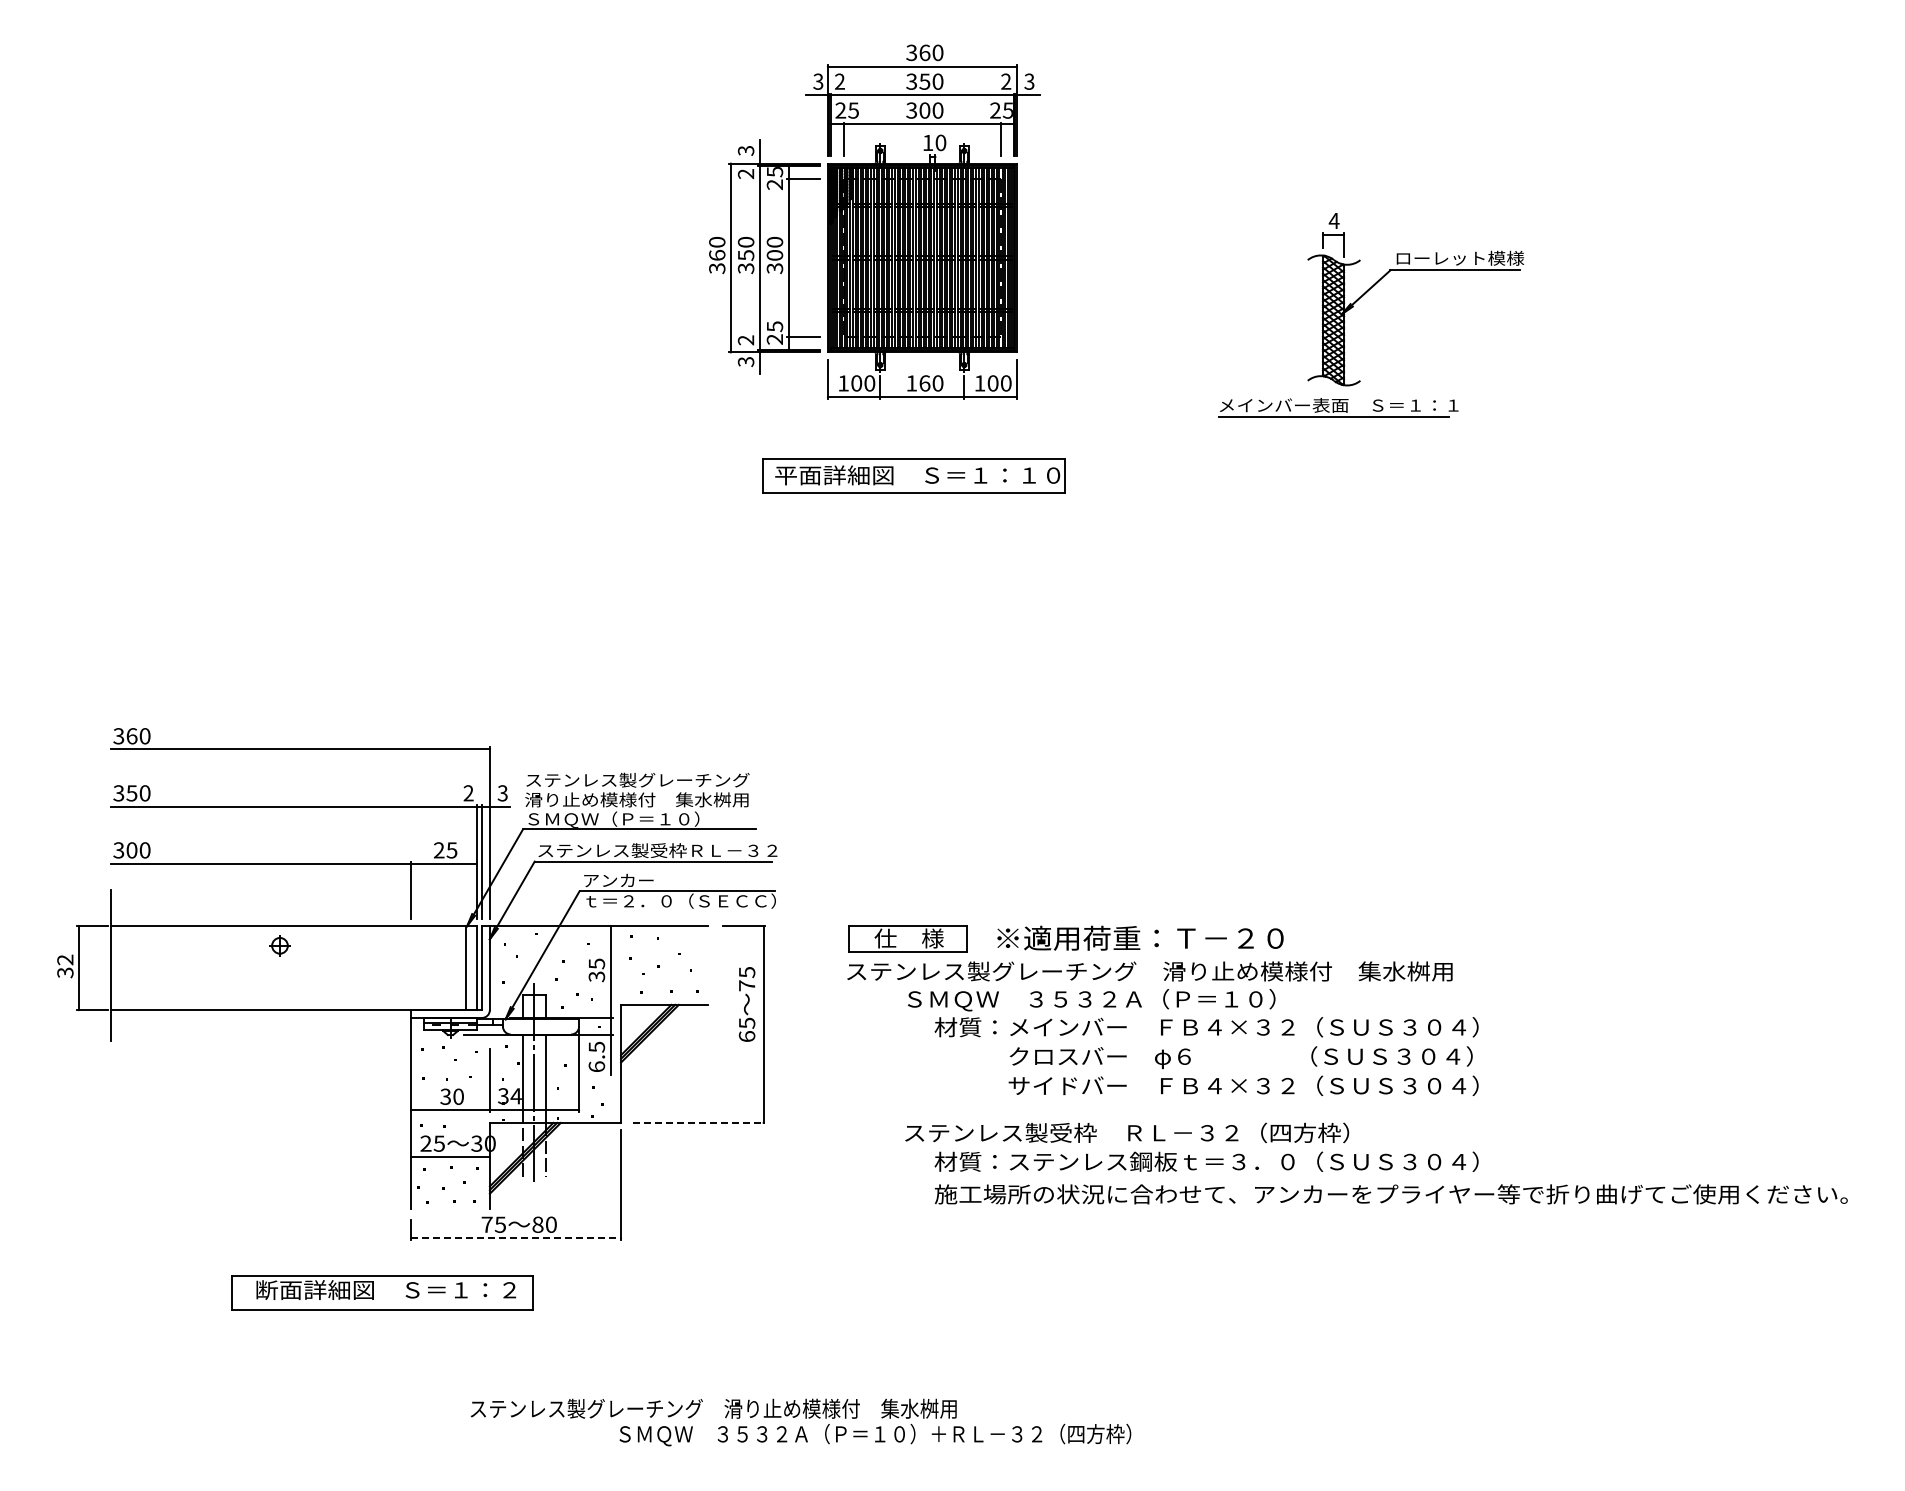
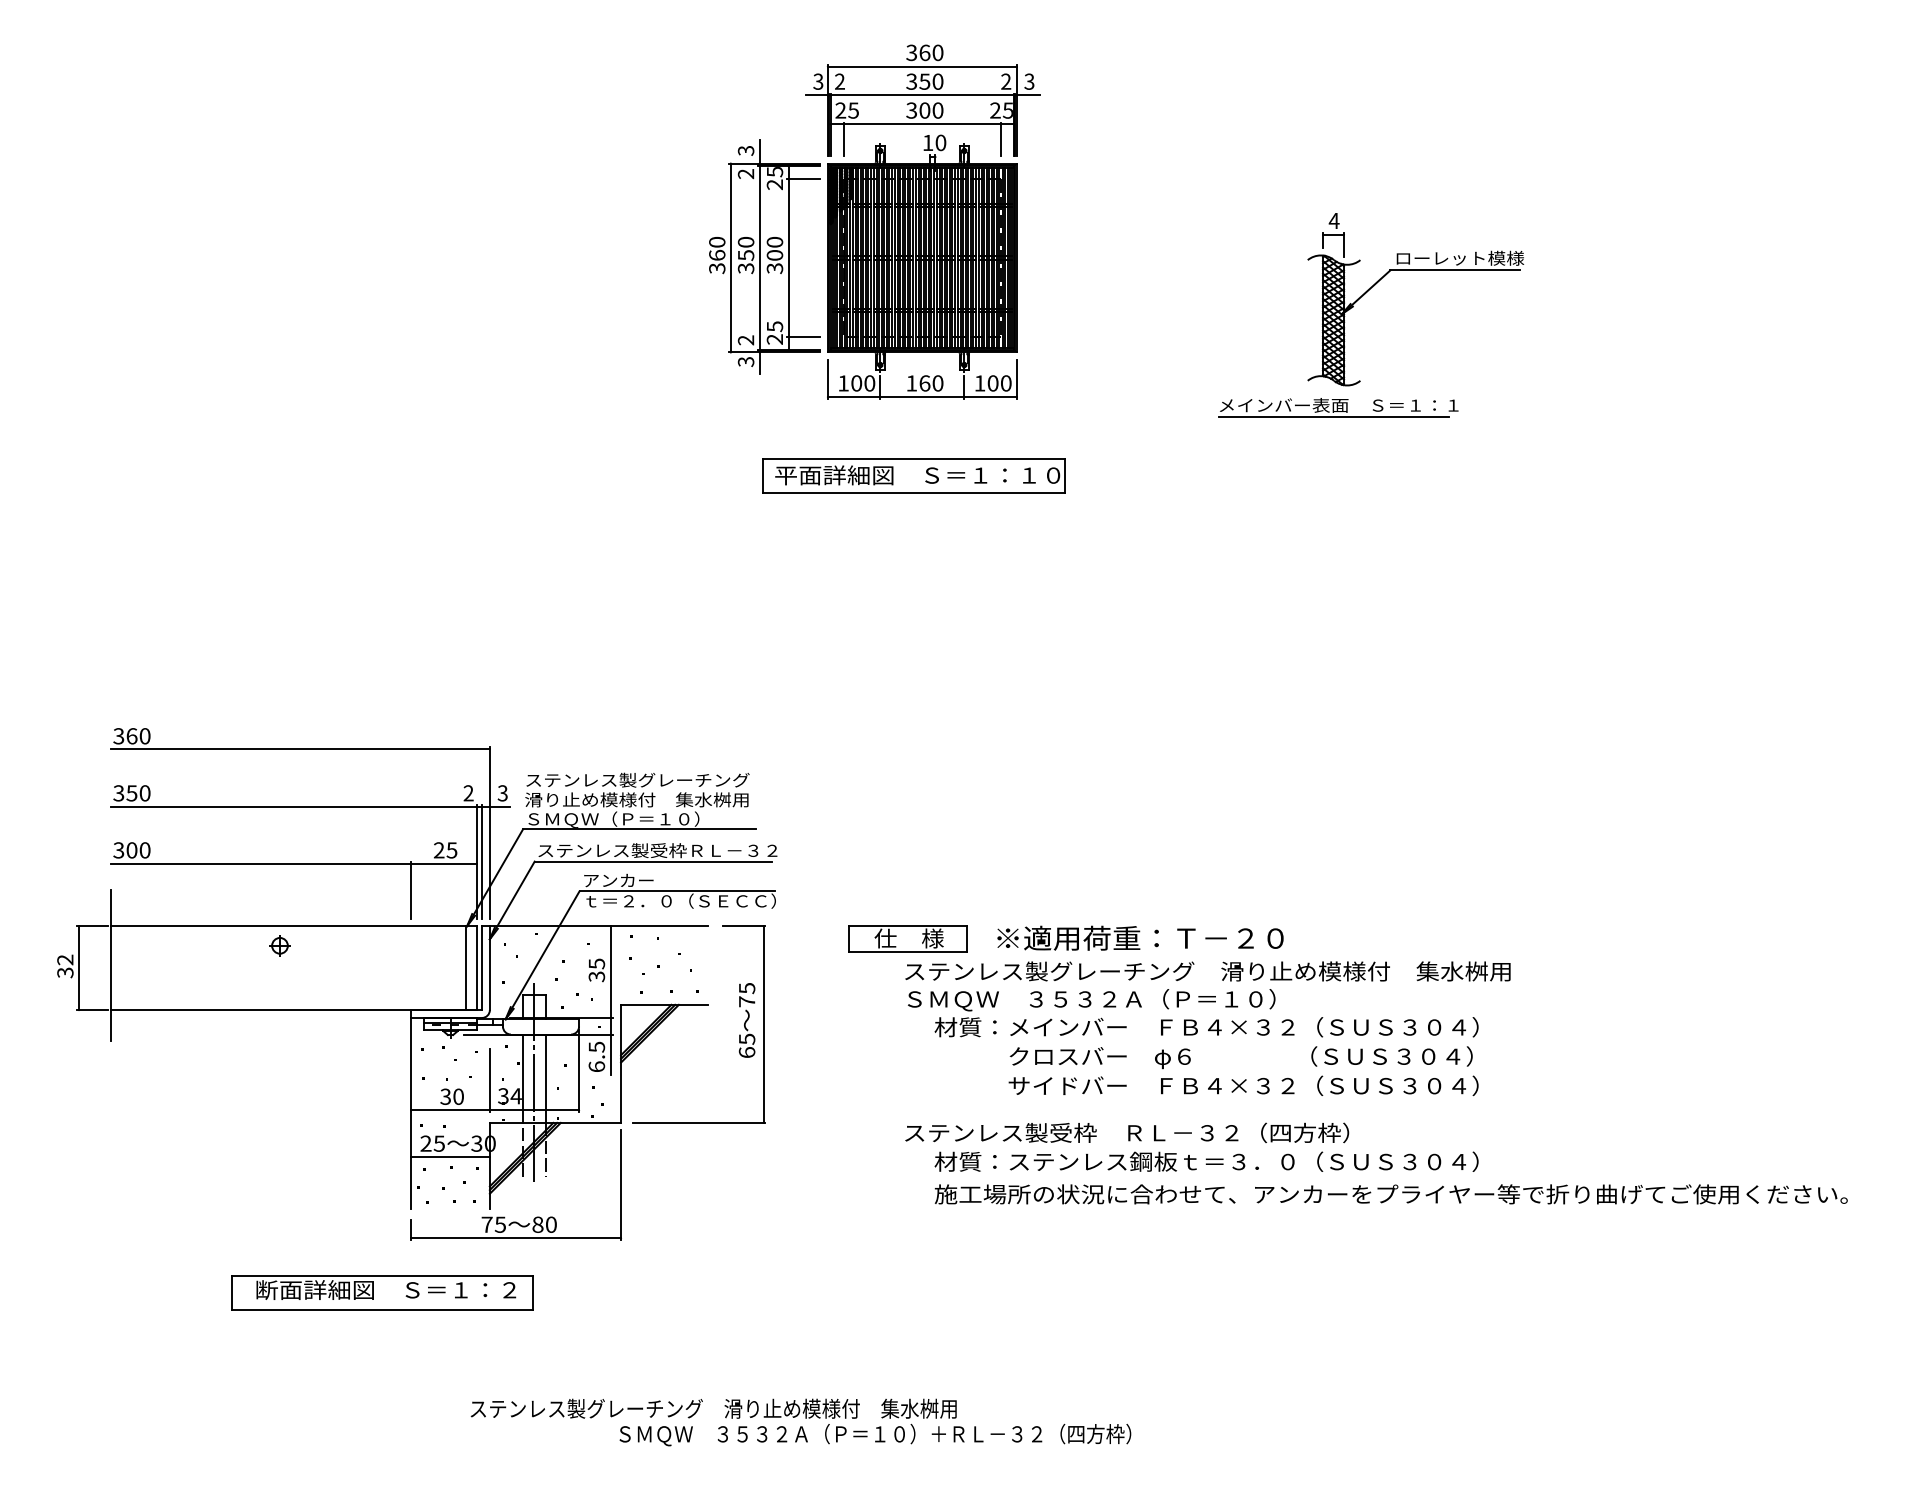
text position: (1149, 971) -> (1207, 971) (1207, 971)
text position: (746, 1004) -> (746, 1020) (746, 1020)
line: dashed -> solid (699, 1122)
line: dashed -> solid (516, 1238)
